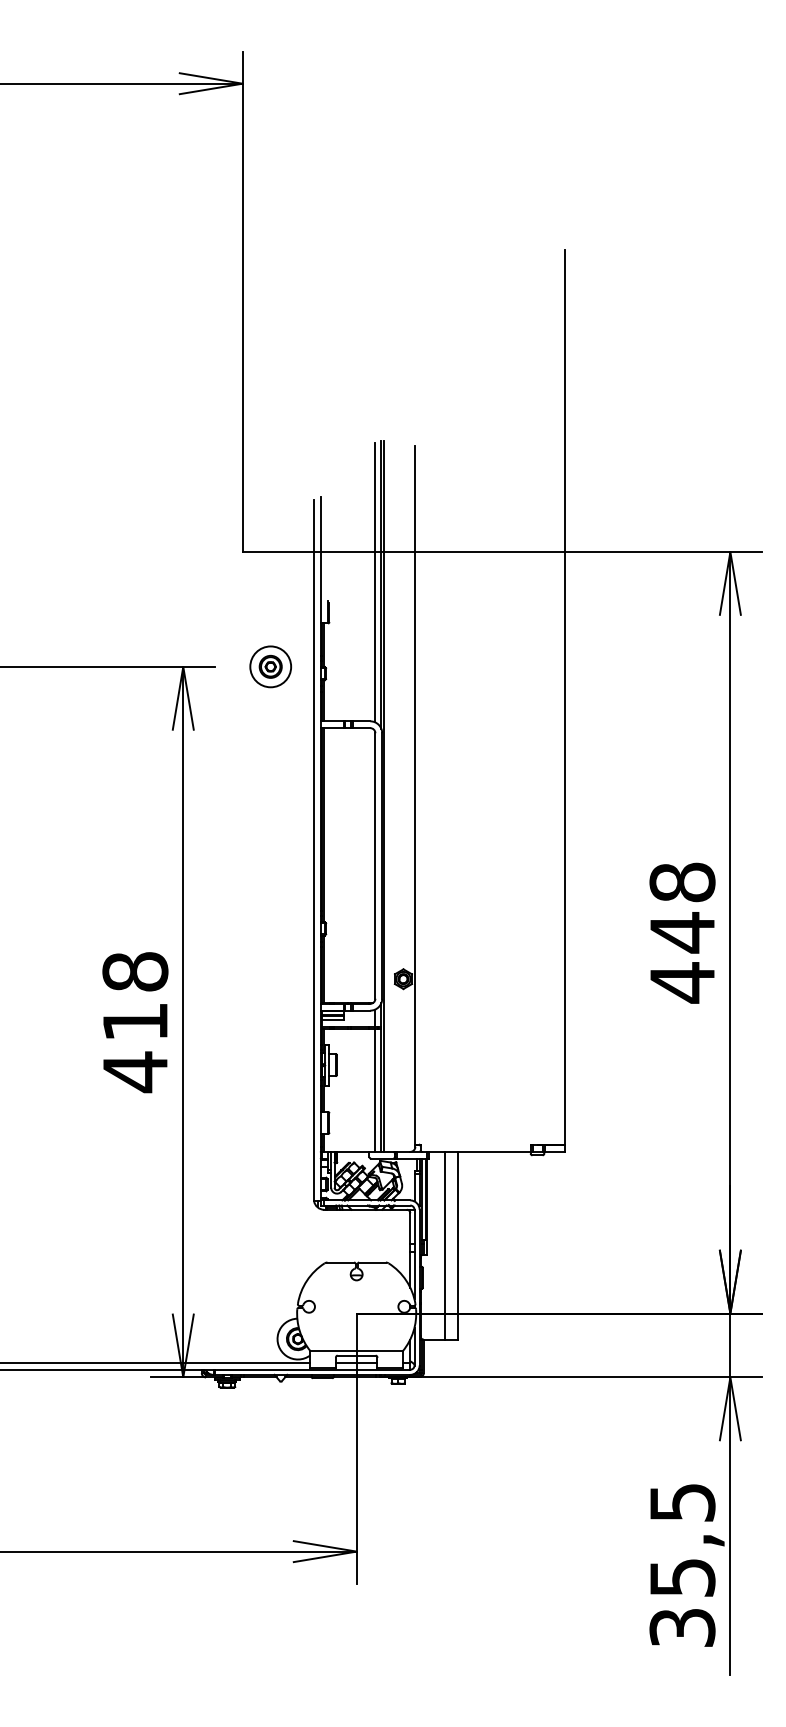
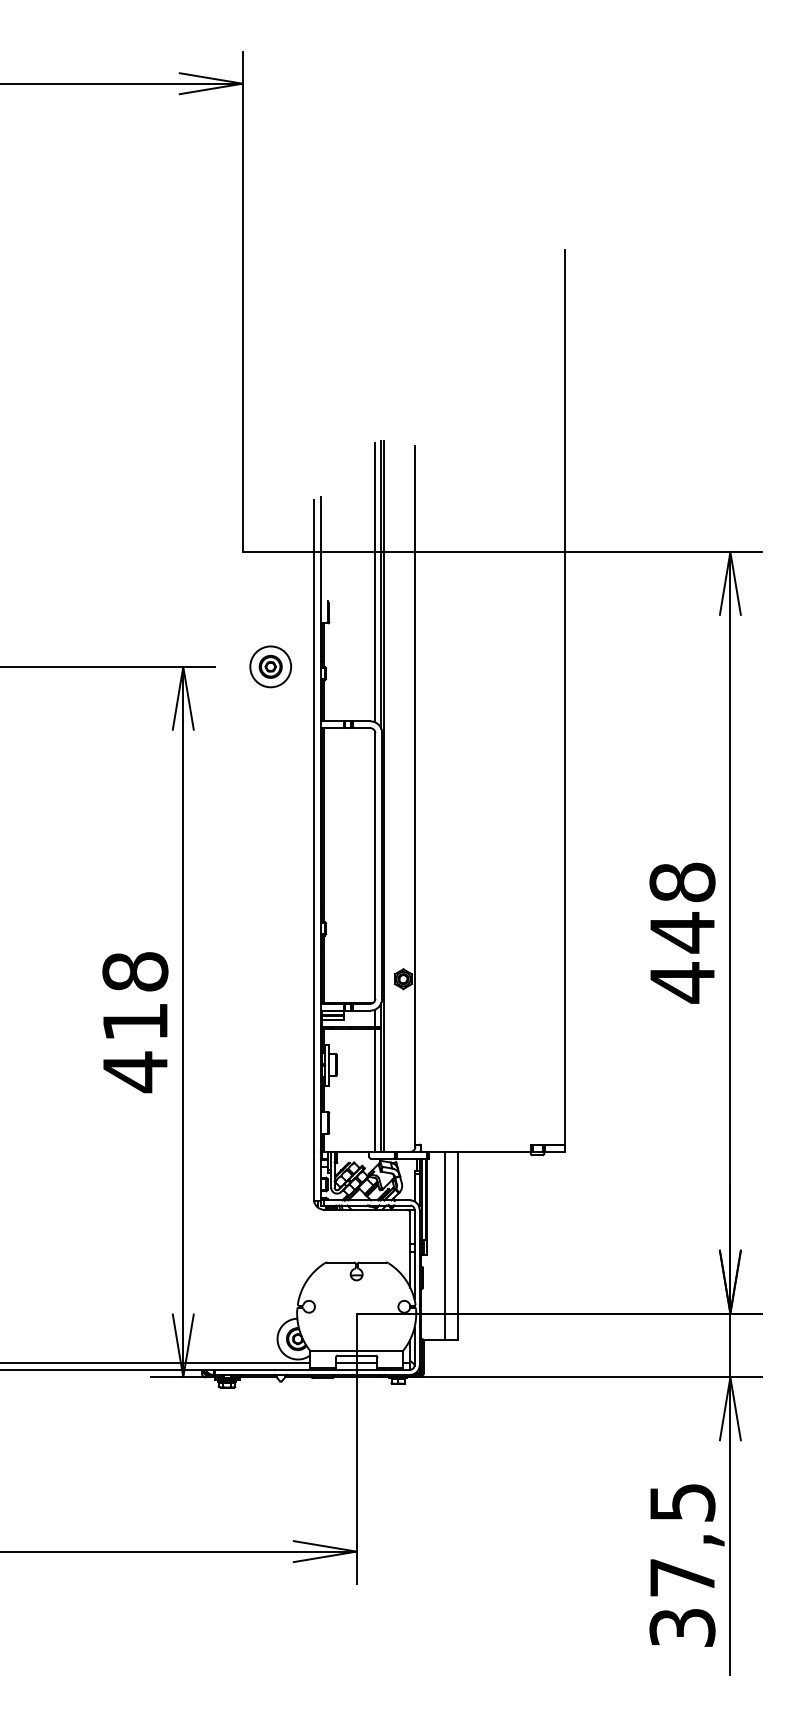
text: 35,5 -> 37,5 (682, 1577)
